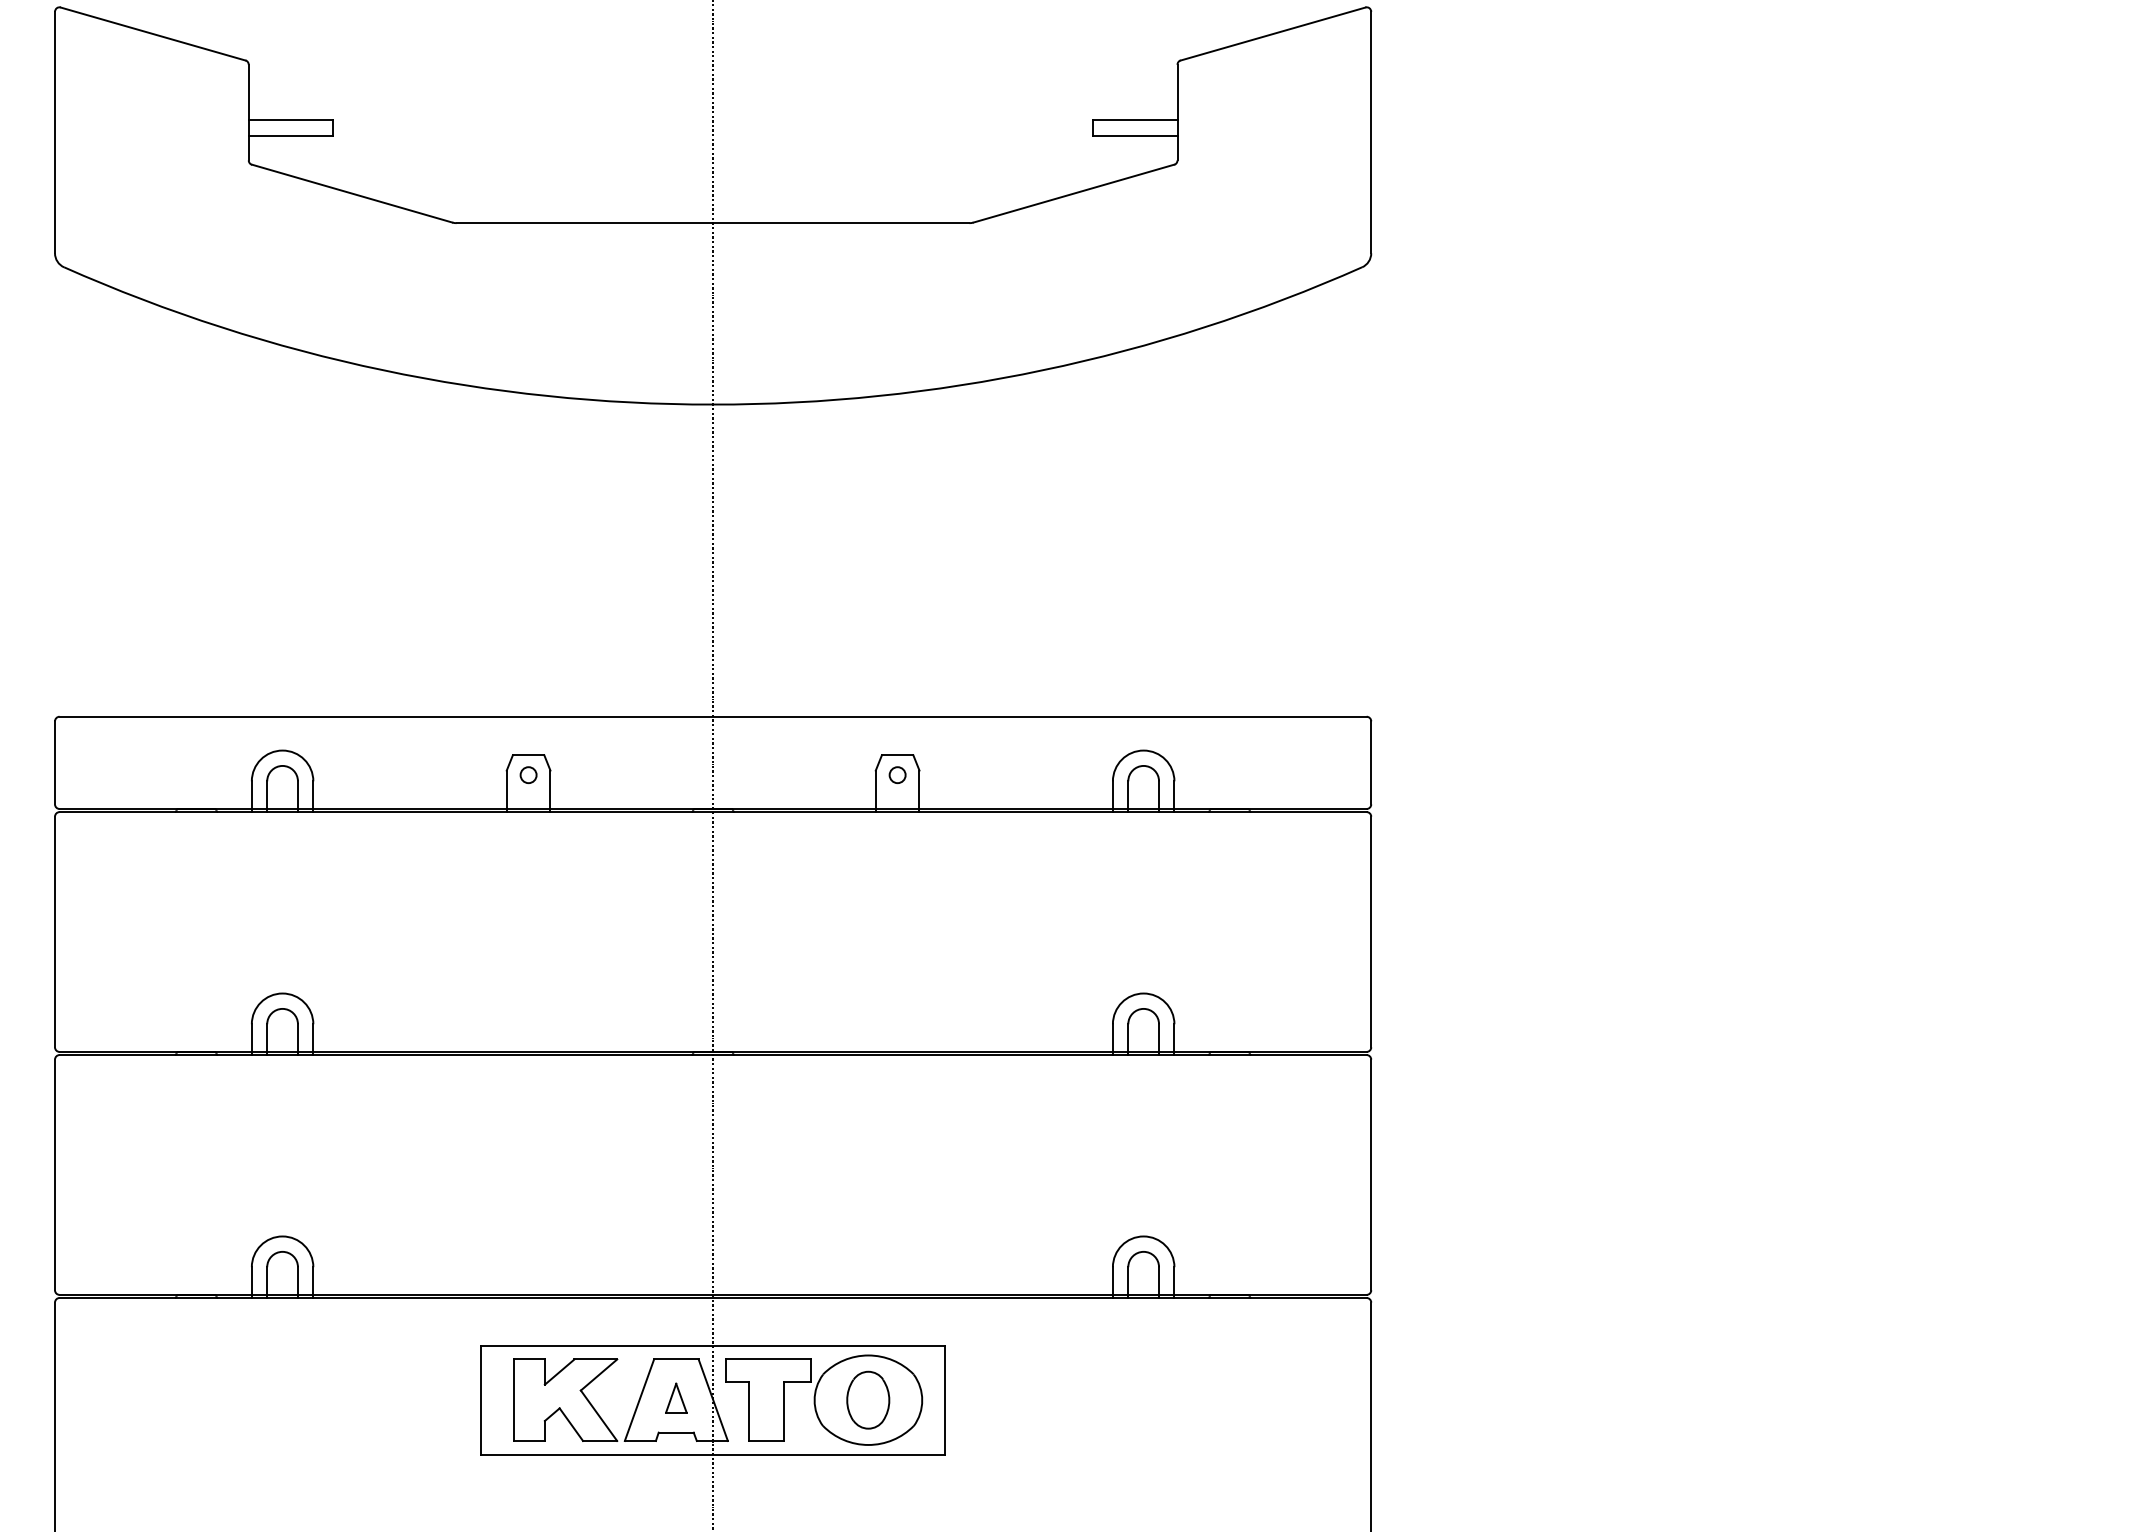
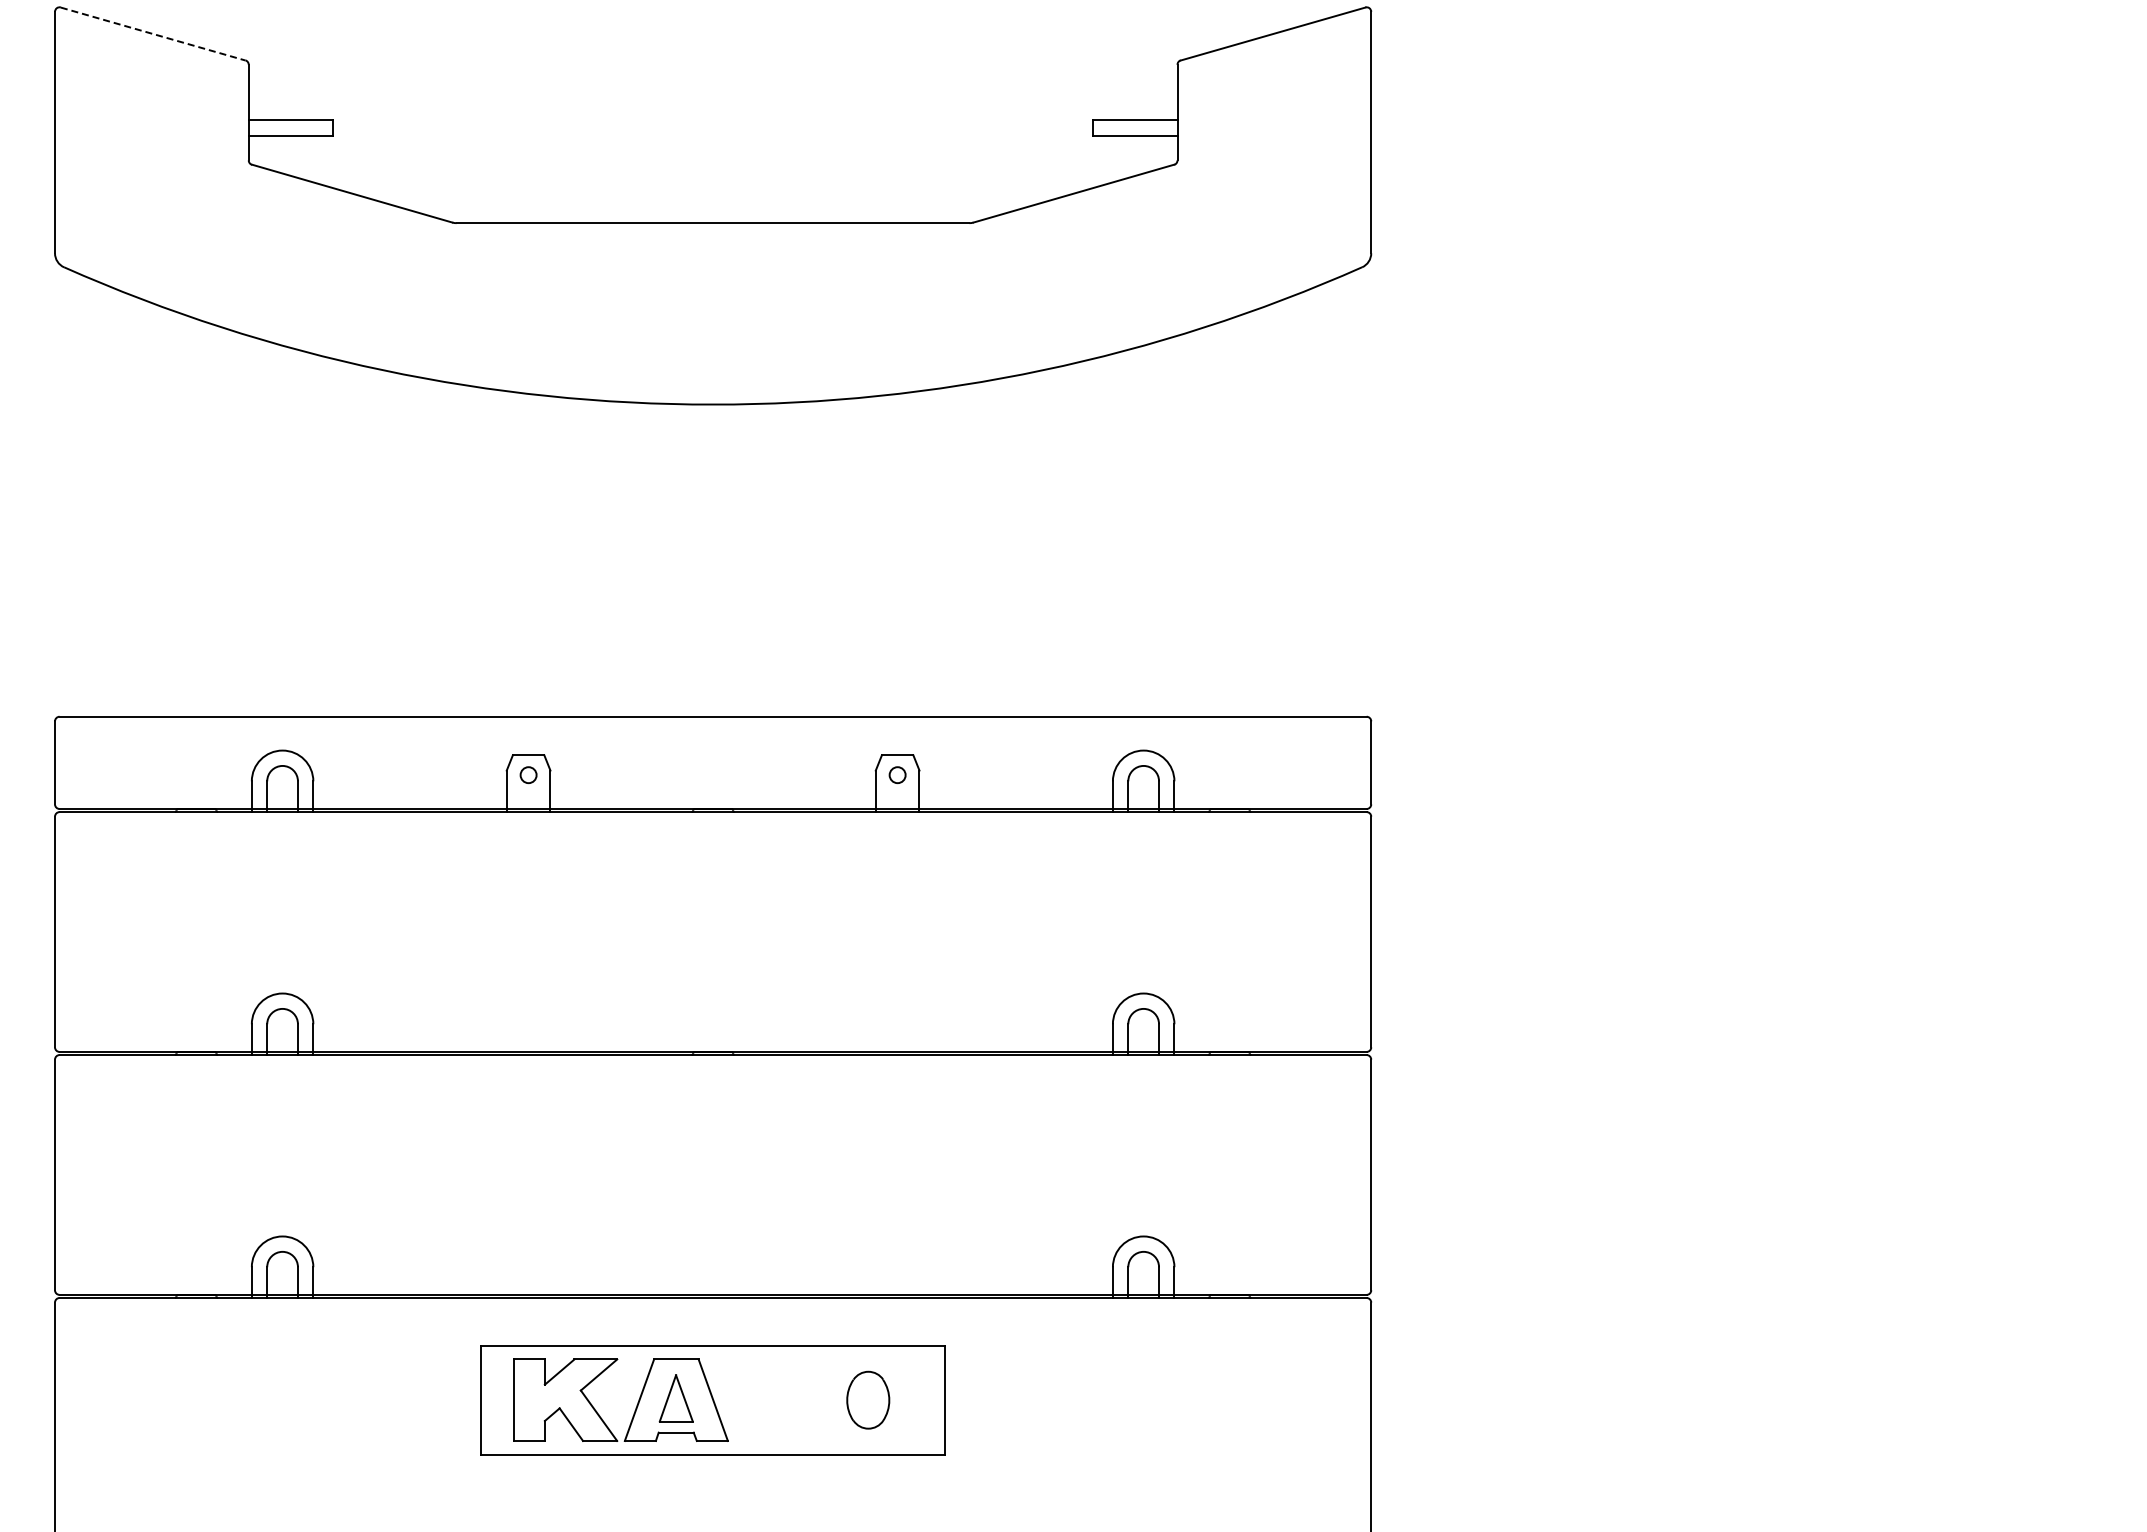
line: solid -> dashed (153, 34)
line: present -> none (713, 765)
part size: 23x32 px -> 36x49 px (675, 1398)
part: present -> none (824, 1399)
